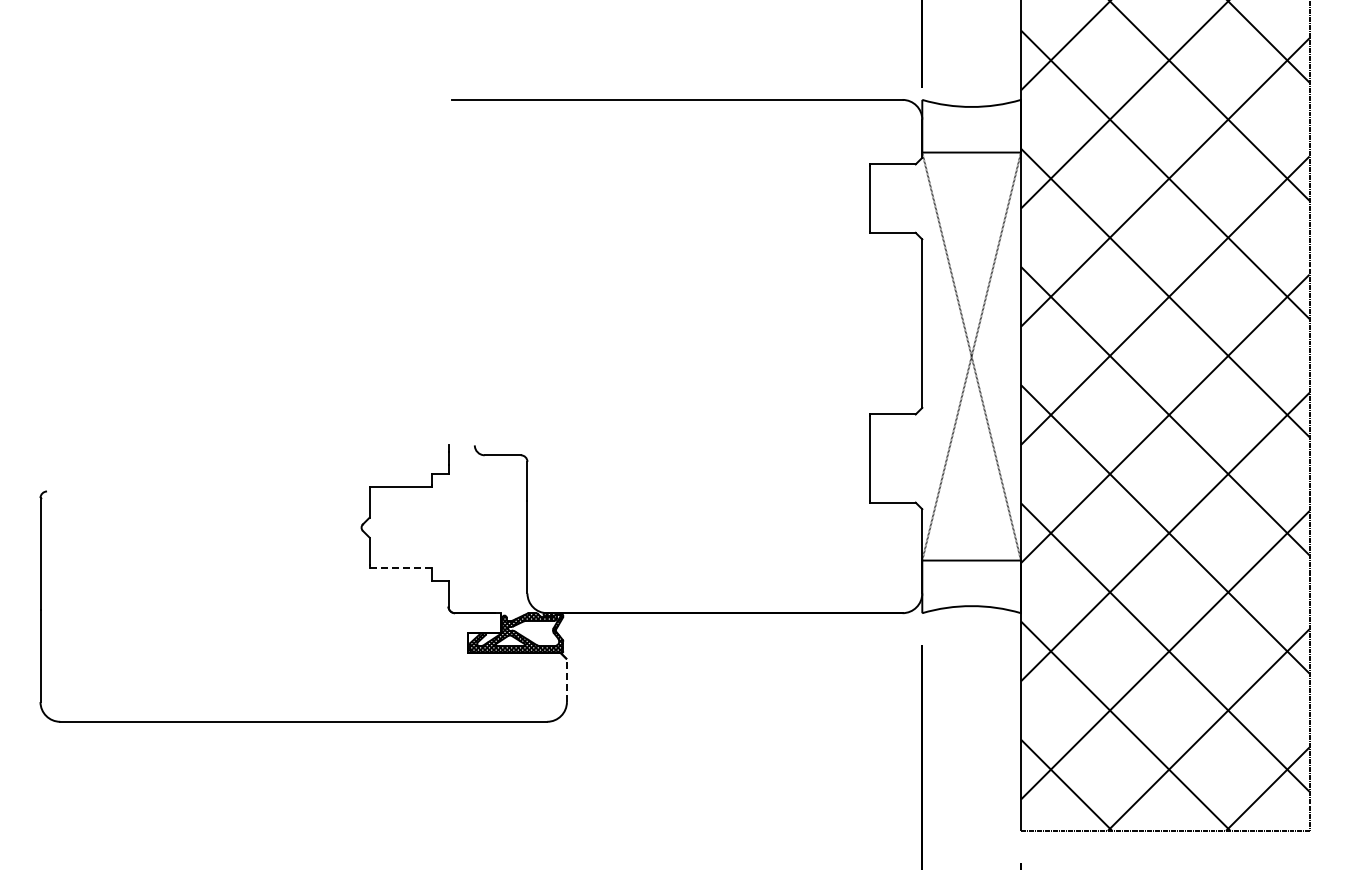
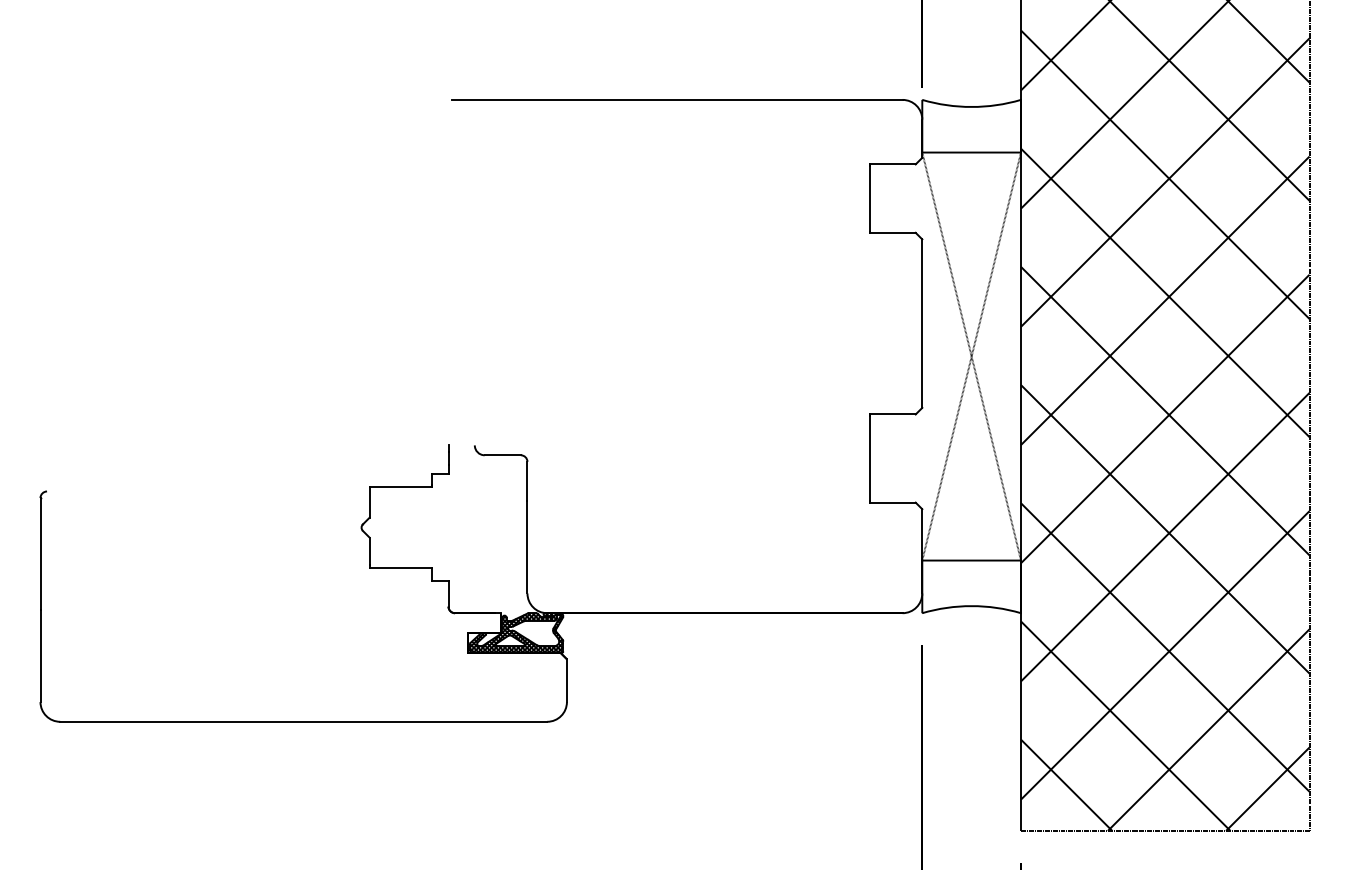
line: dashed -> solid (400, 568)
line: dashed -> solid (566, 680)
